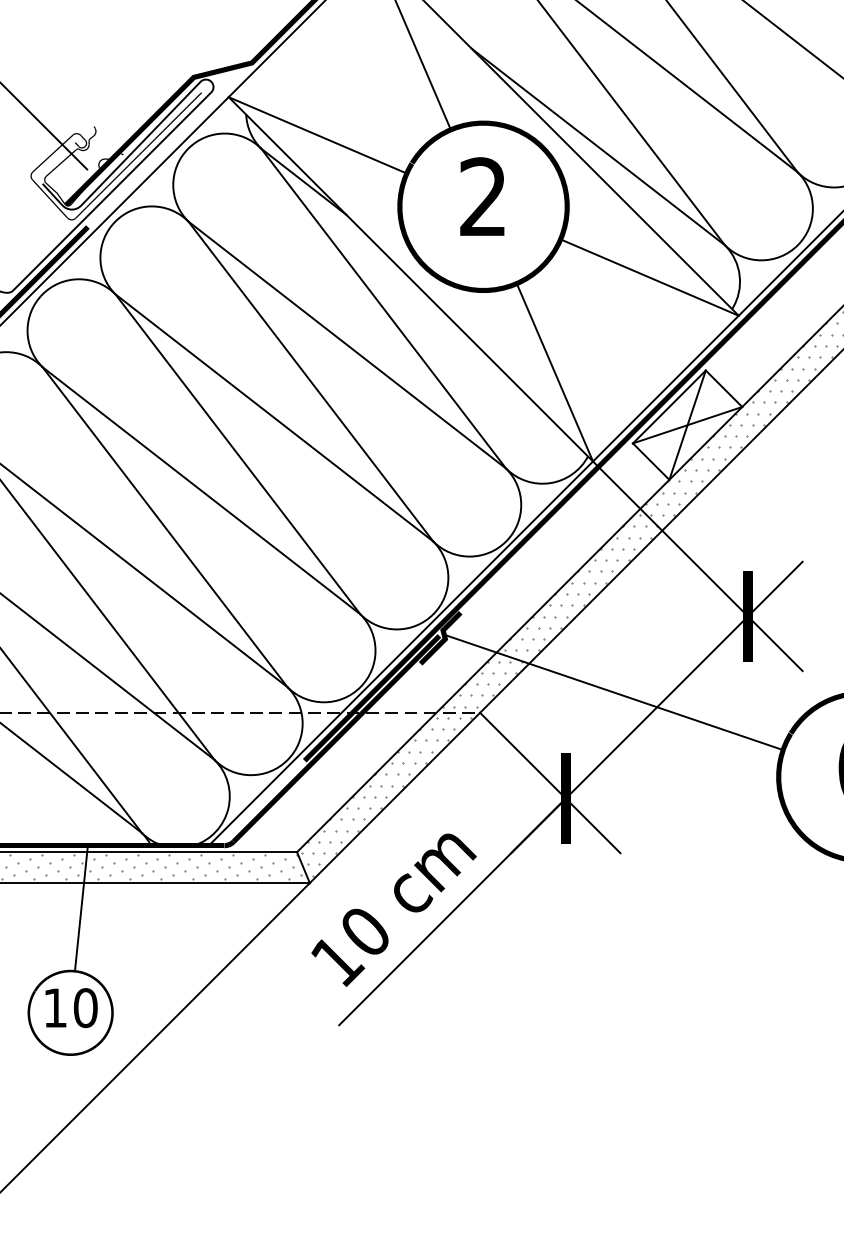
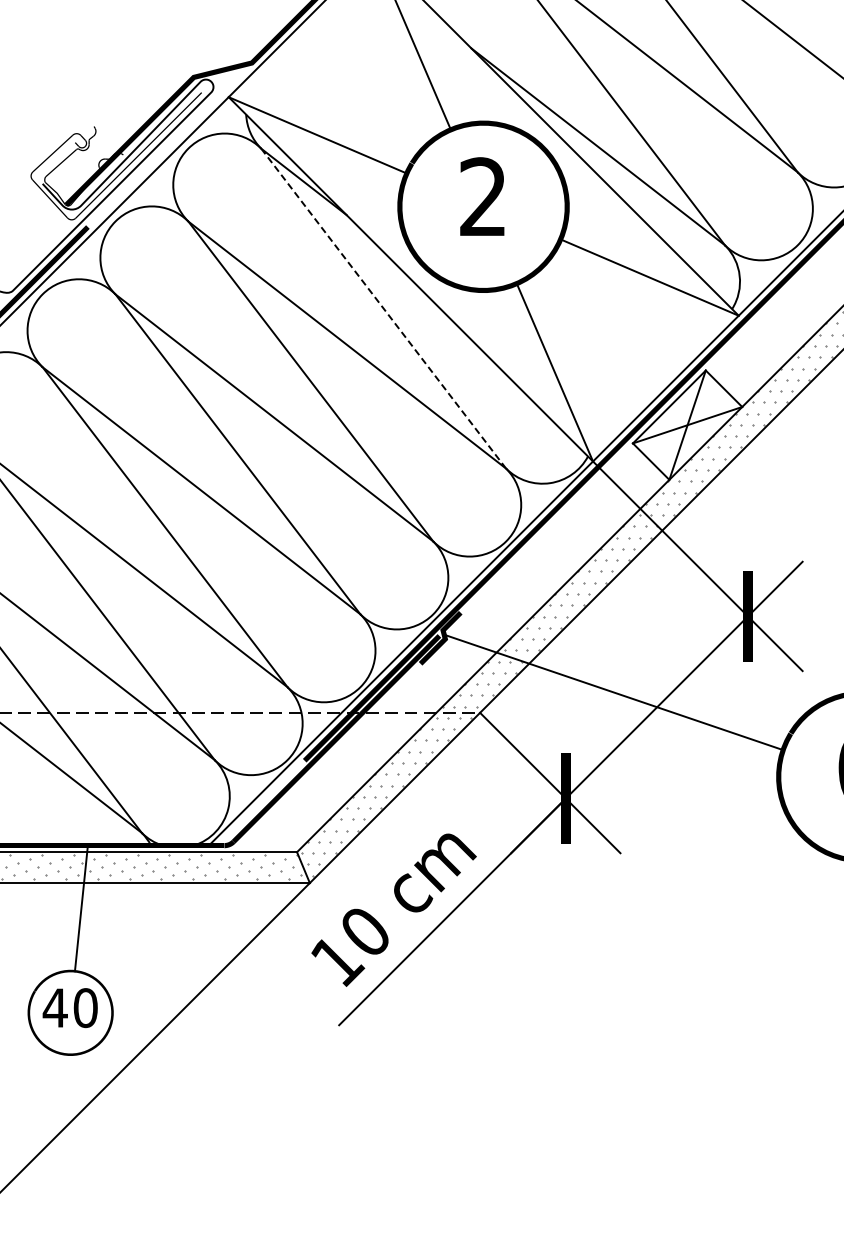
line: present -> none (44, 126)
line: solid -> dashed (383, 309)
text: 10 -> 40 (54, 1007)
